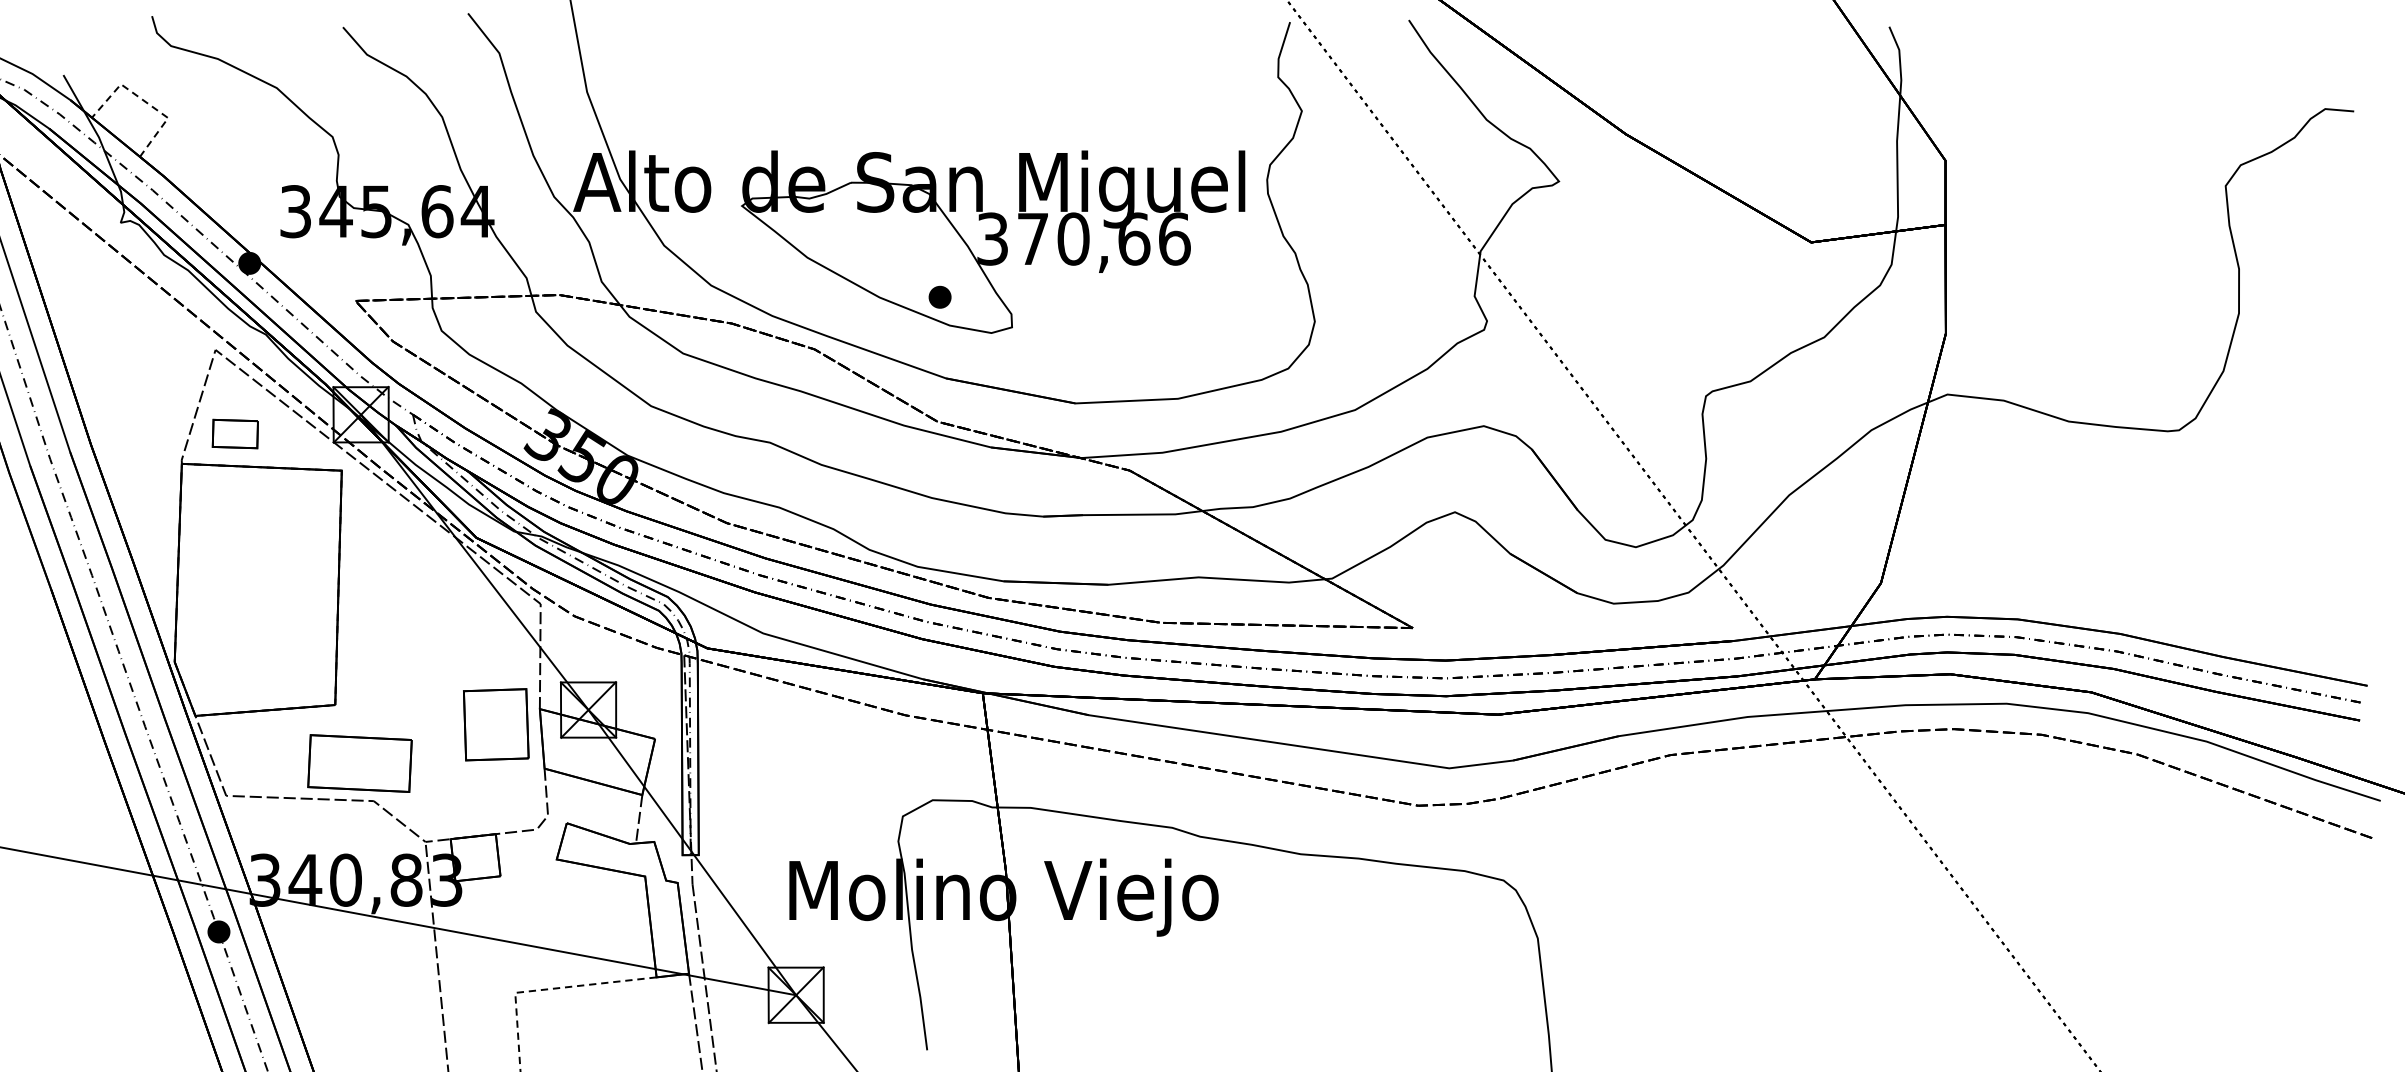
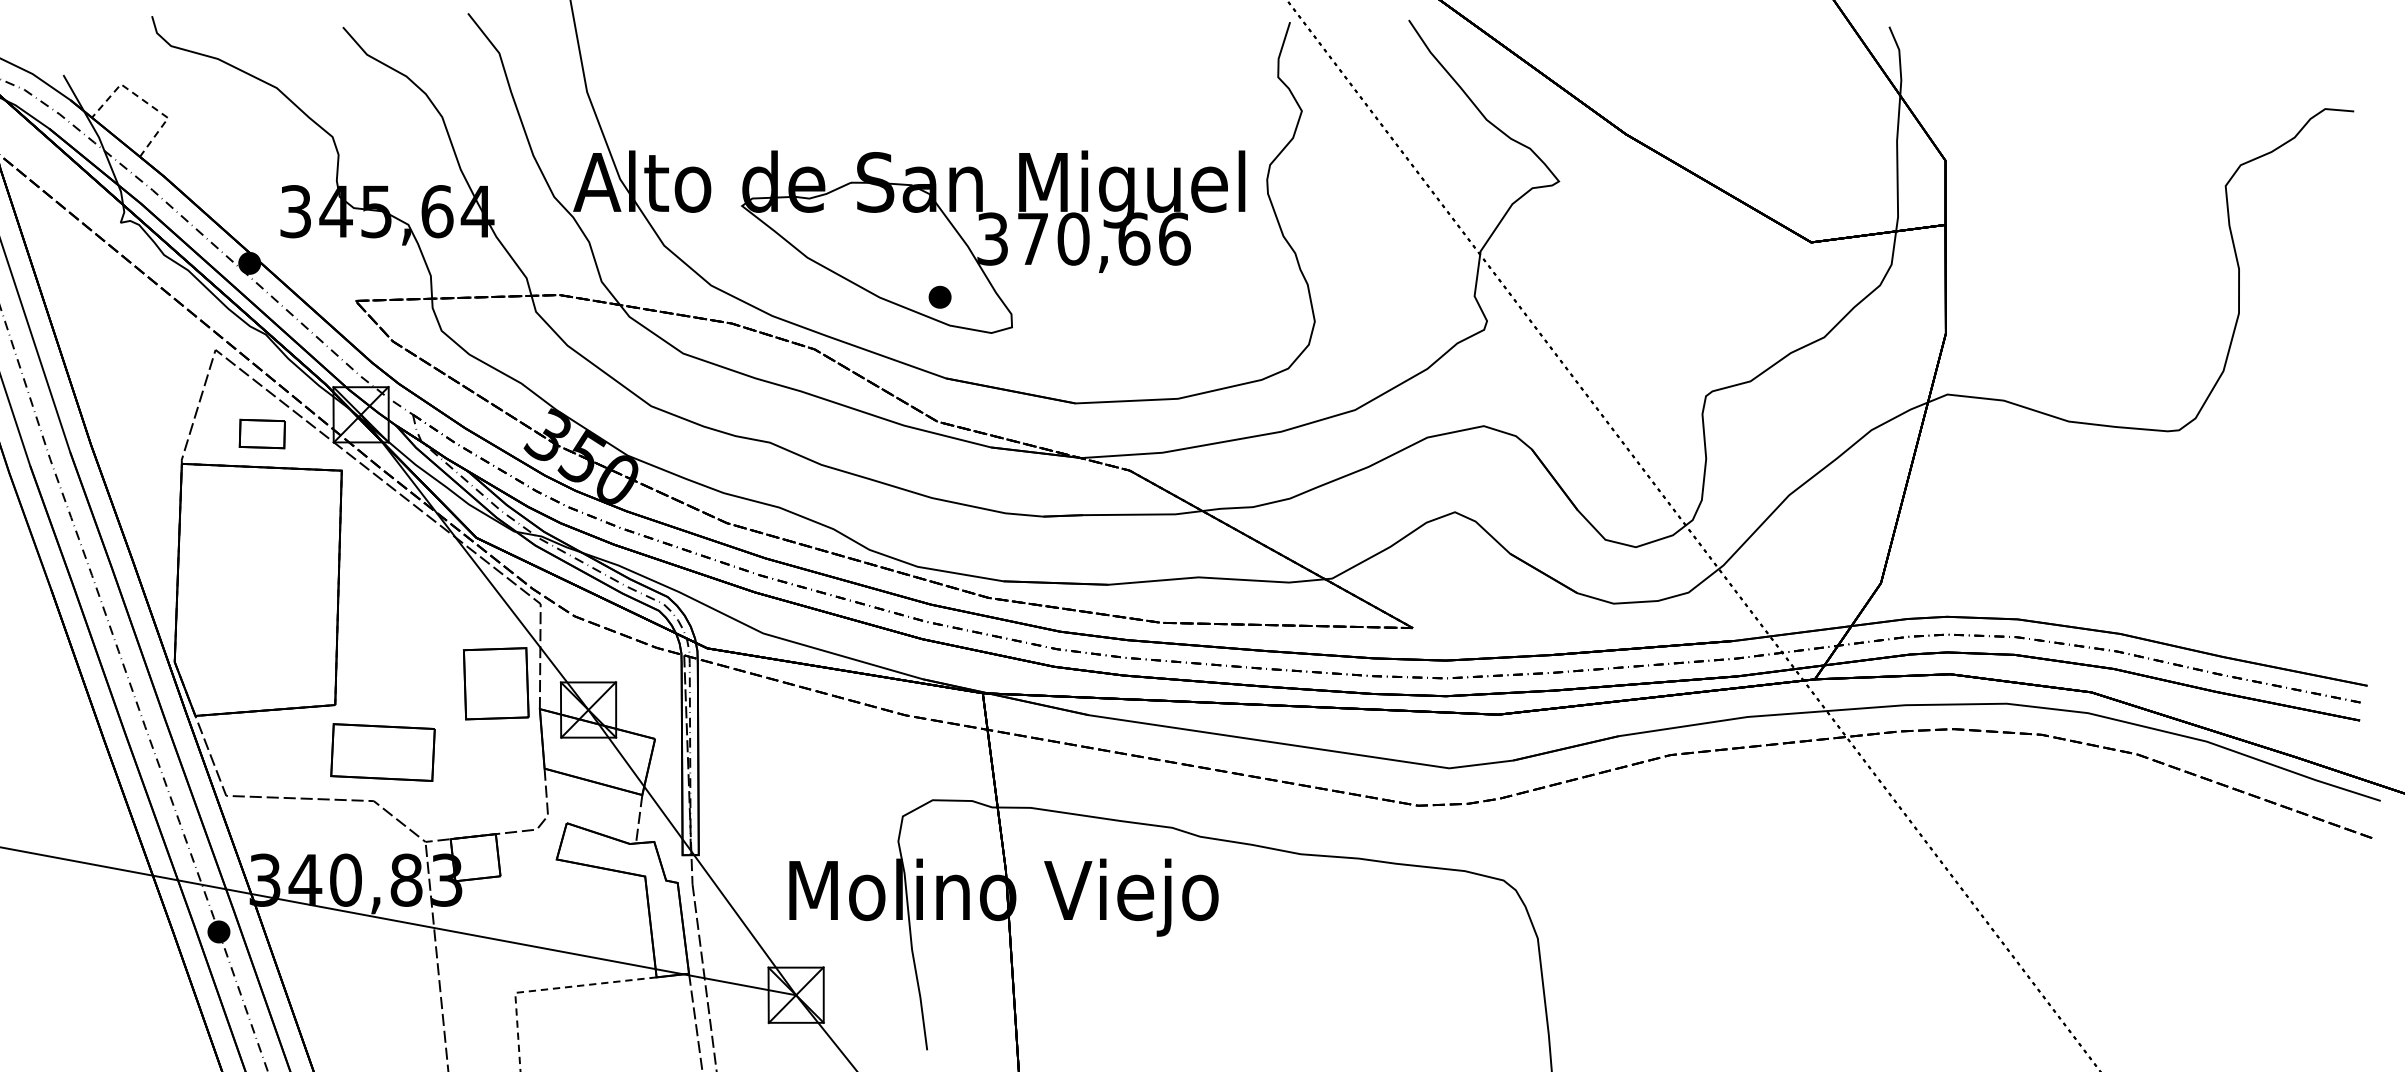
part position: (234, 433) -> (261, 433) (261, 433)
part position: (496, 724) -> (496, 683) (496, 683)
part position: (359, 763) -> (382, 752) (382, 752)
